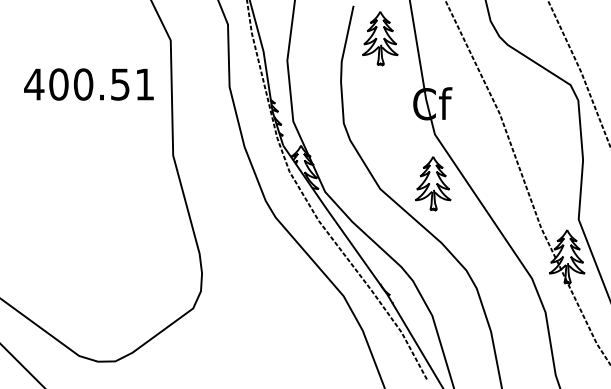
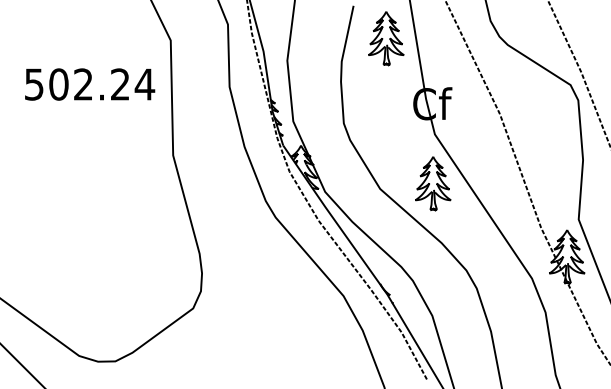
part position: (380, 38) -> (386, 38) (386, 38)
text: 400.51 -> 502.24 (89, 84)
